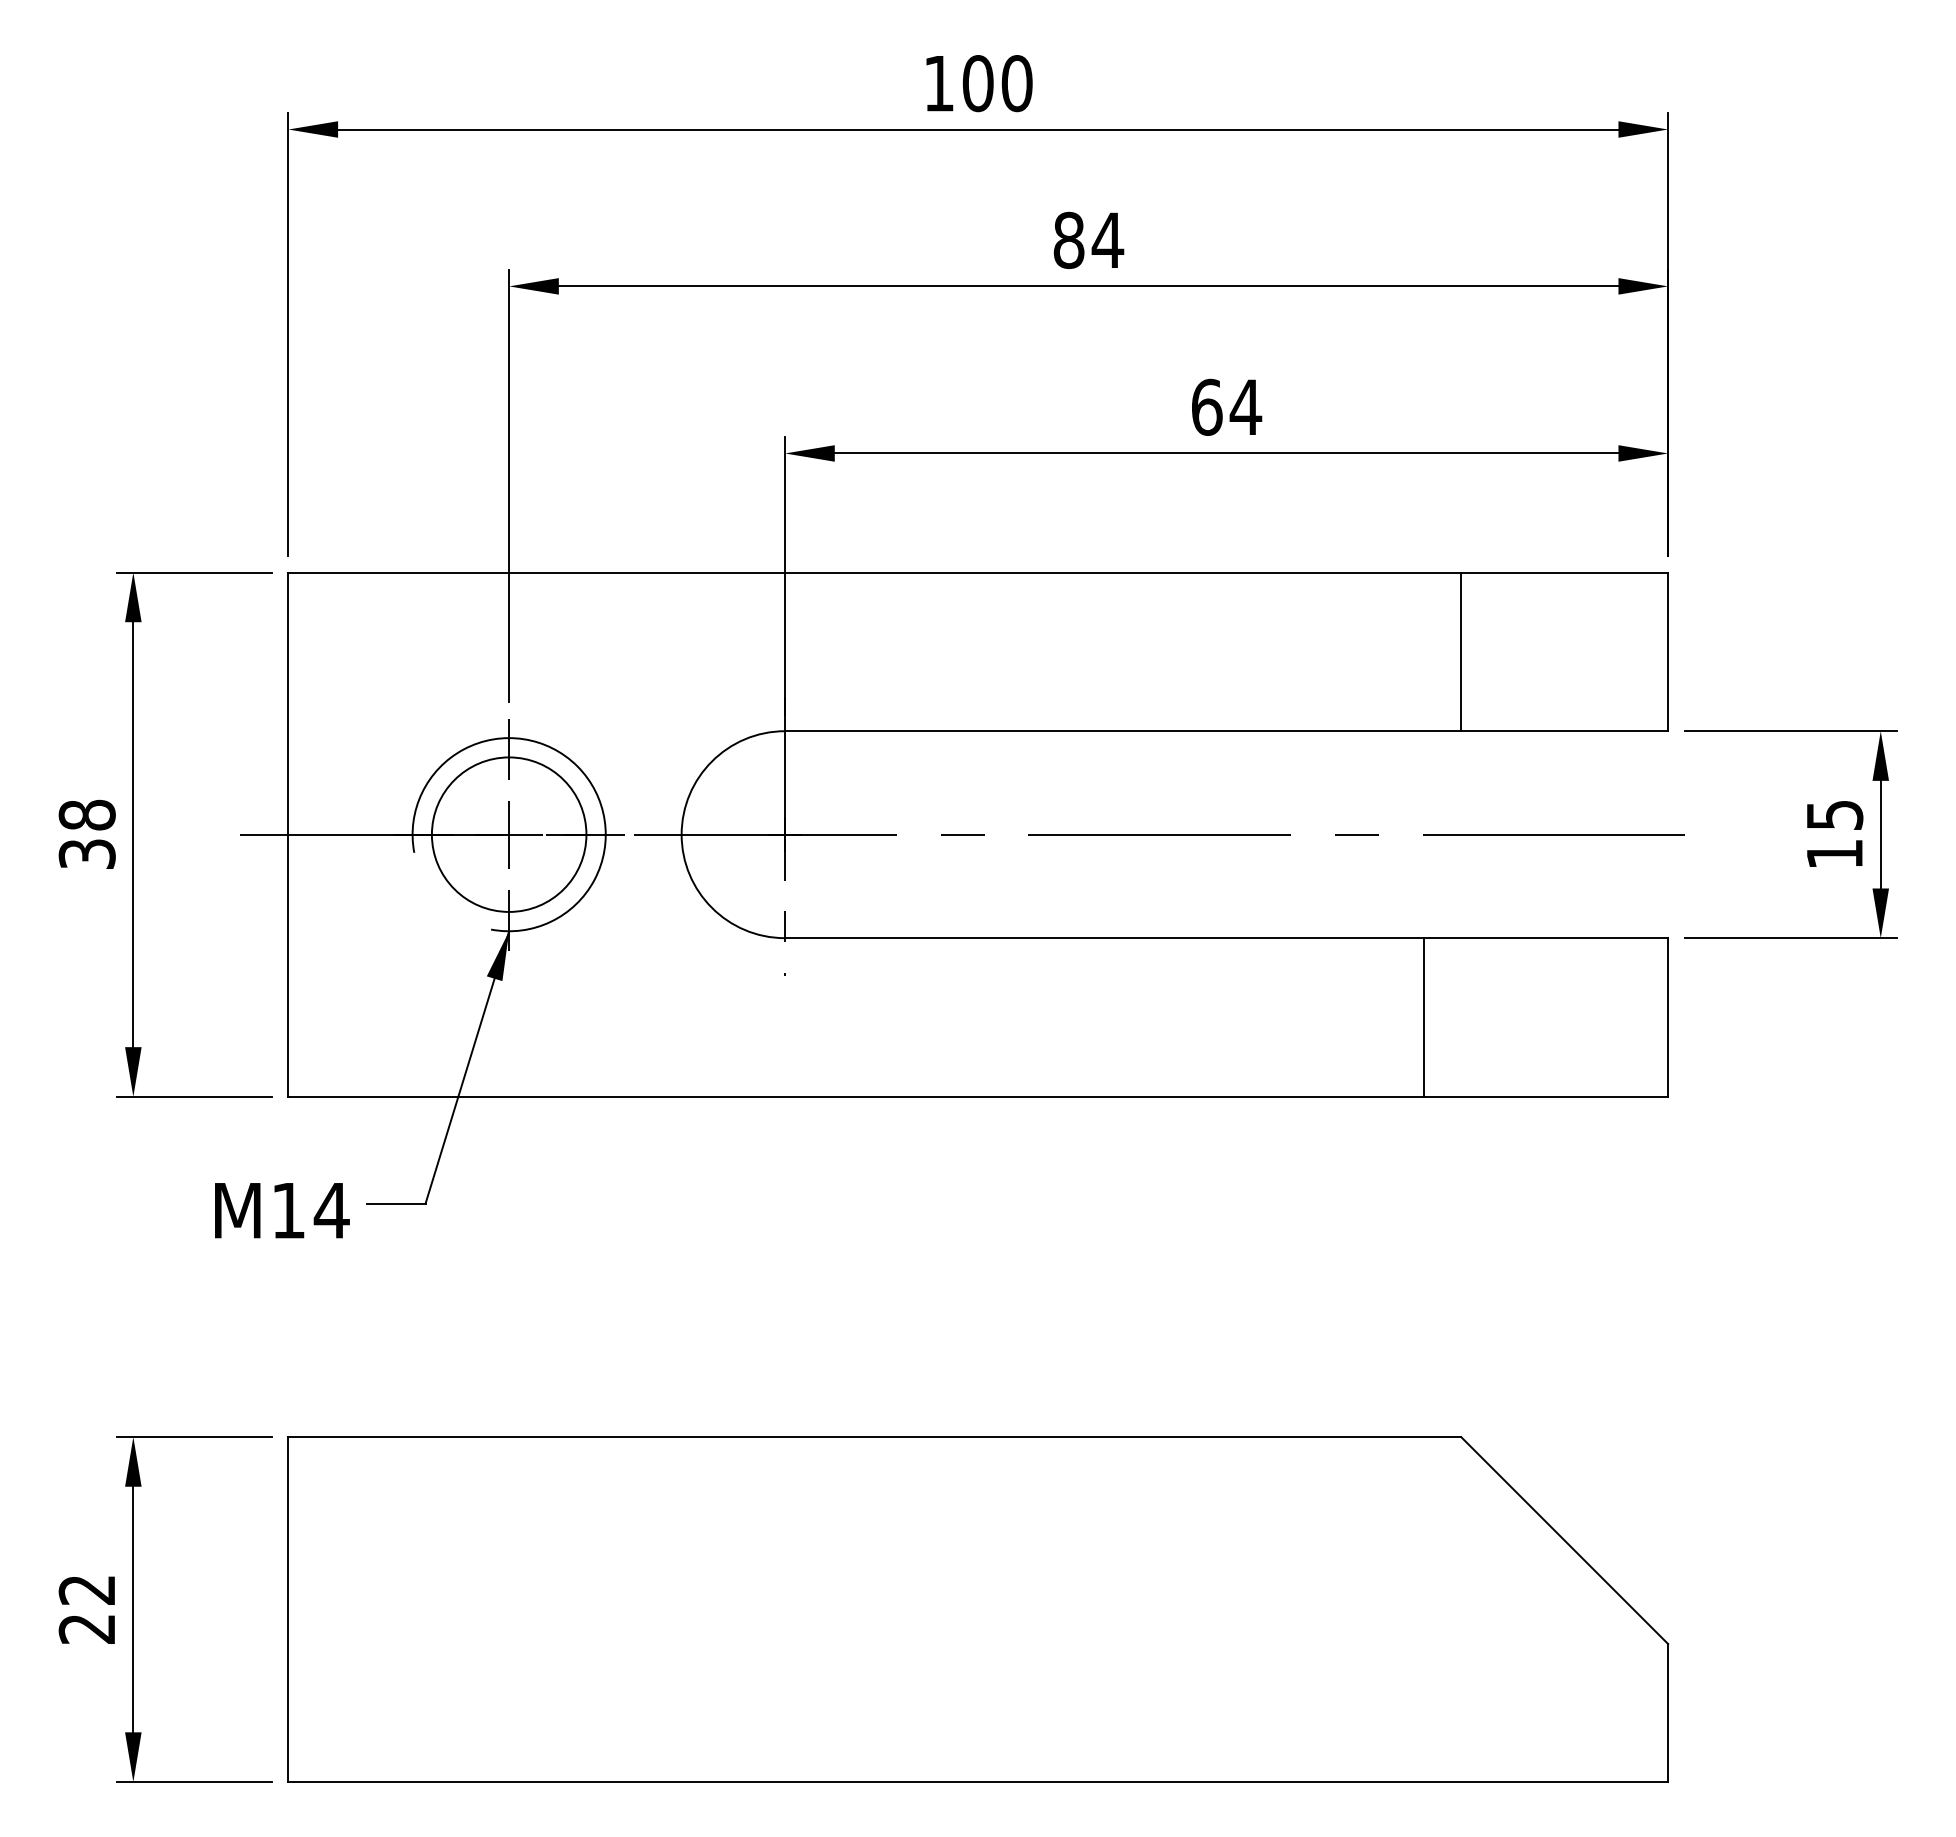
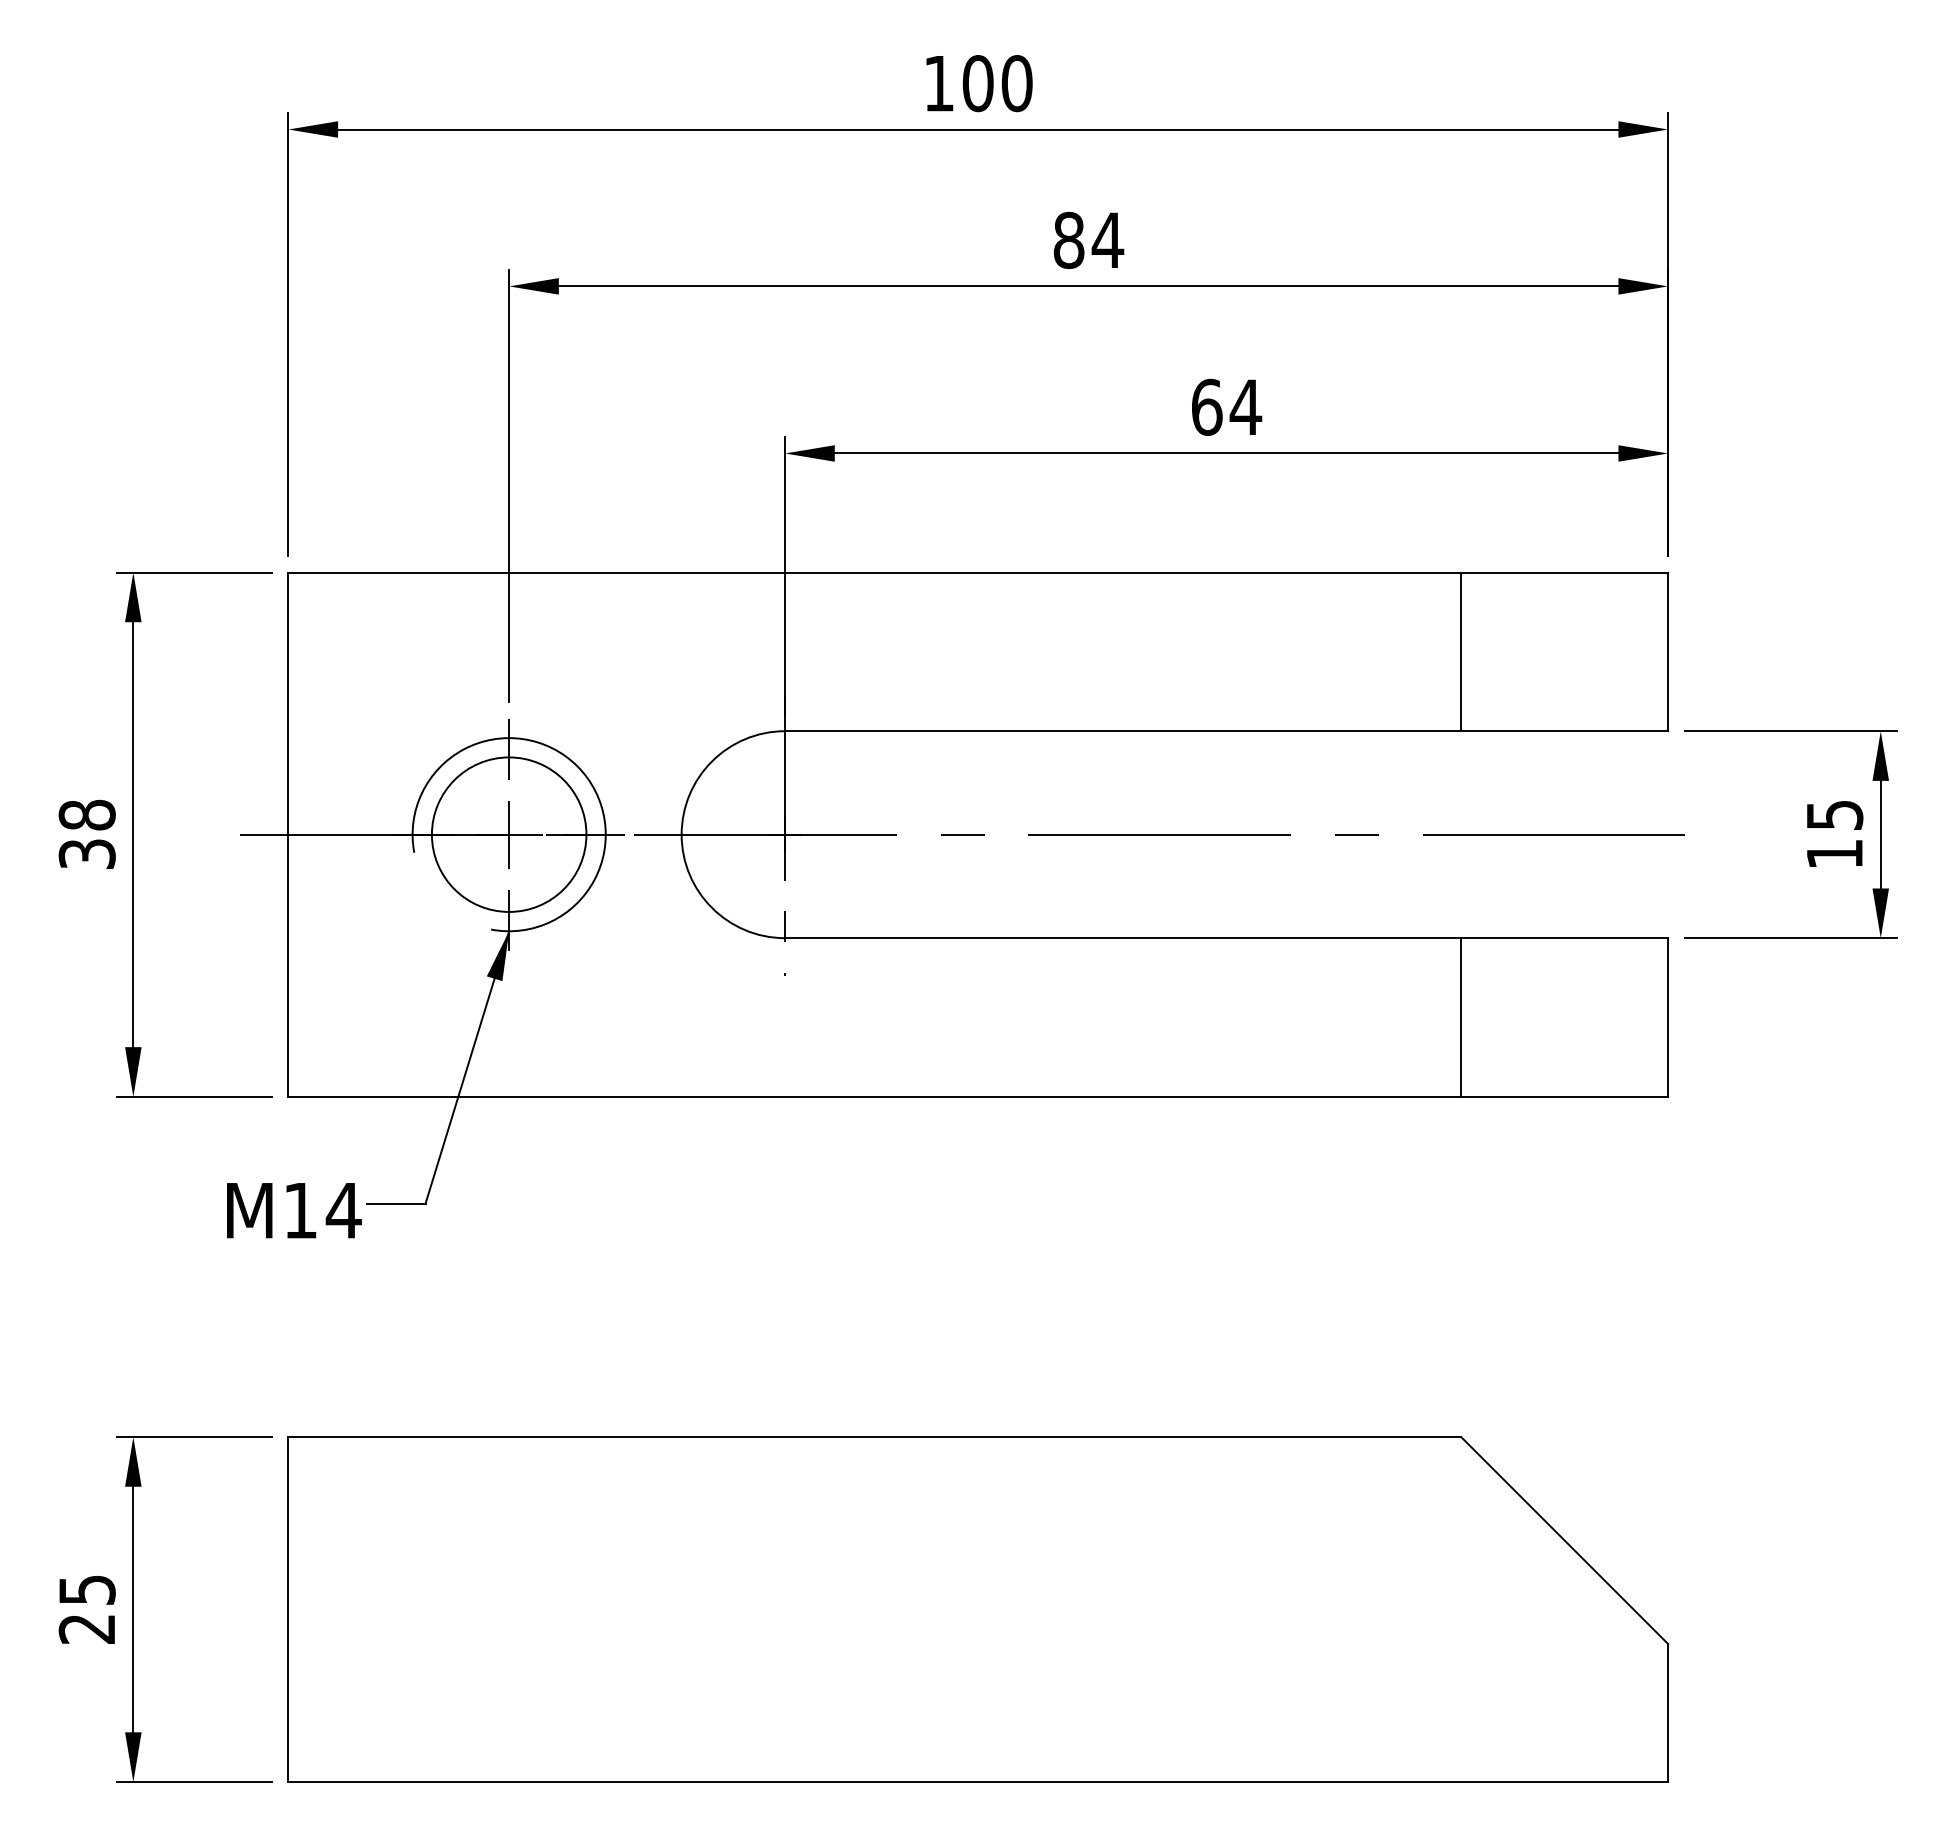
line position: (1424, 1017) -> (1461, 1017) (1461, 1017)
text position: (282, 1210) -> (294, 1210) (294, 1210)
text: 22 -> 25 (86, 1589)
